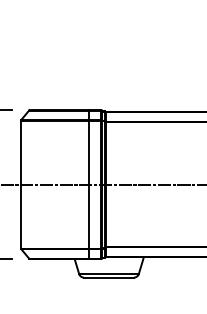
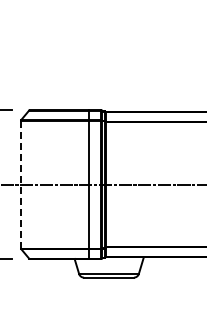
line: solid -> dashed (21, 184)
